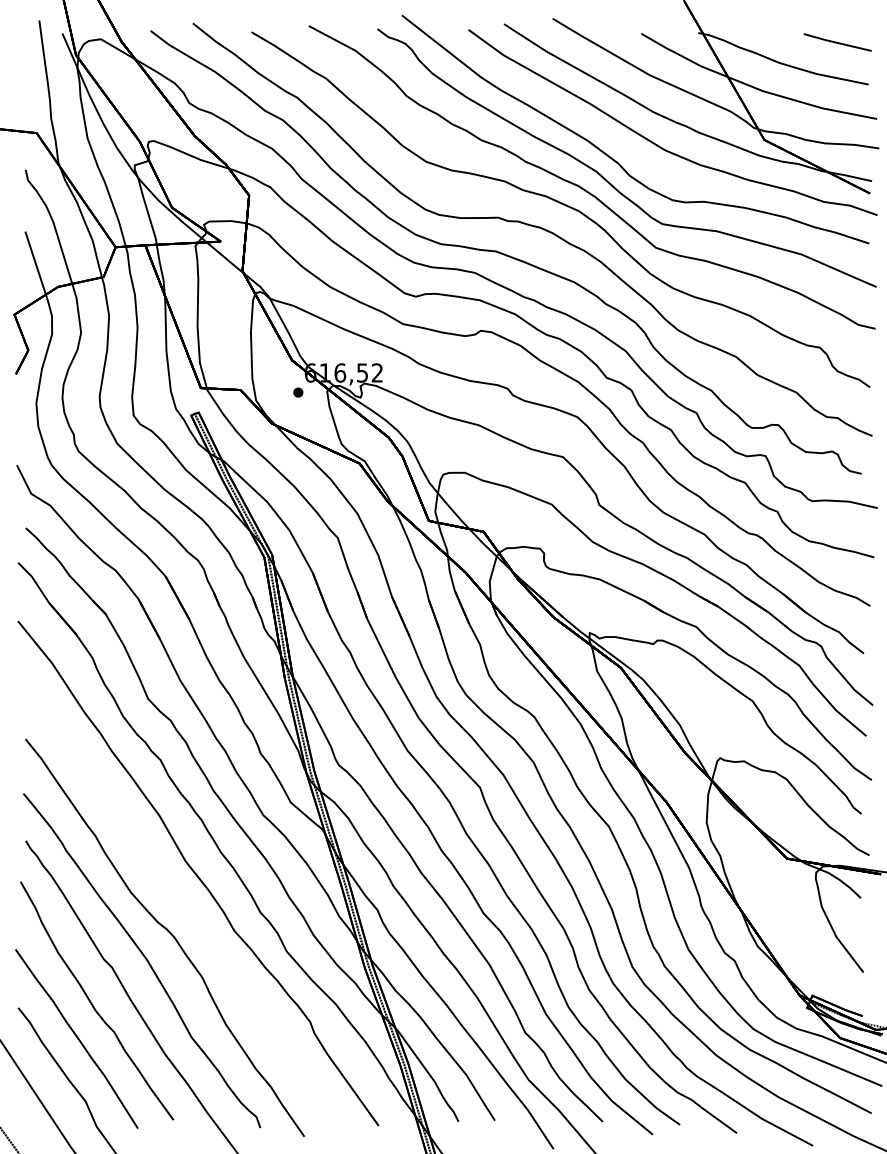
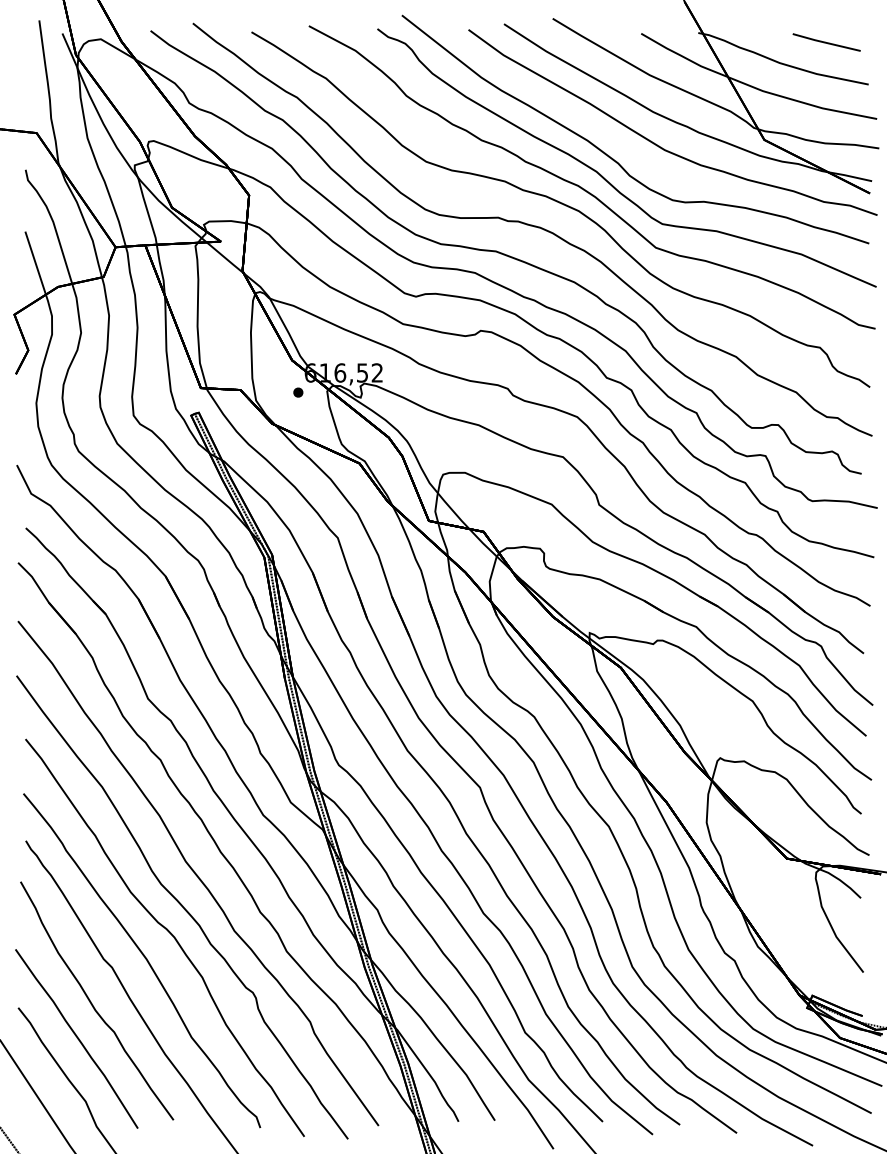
line position: (837, 42) -> (826, 42) (826, 42)
part: none -> present (182, 907)
